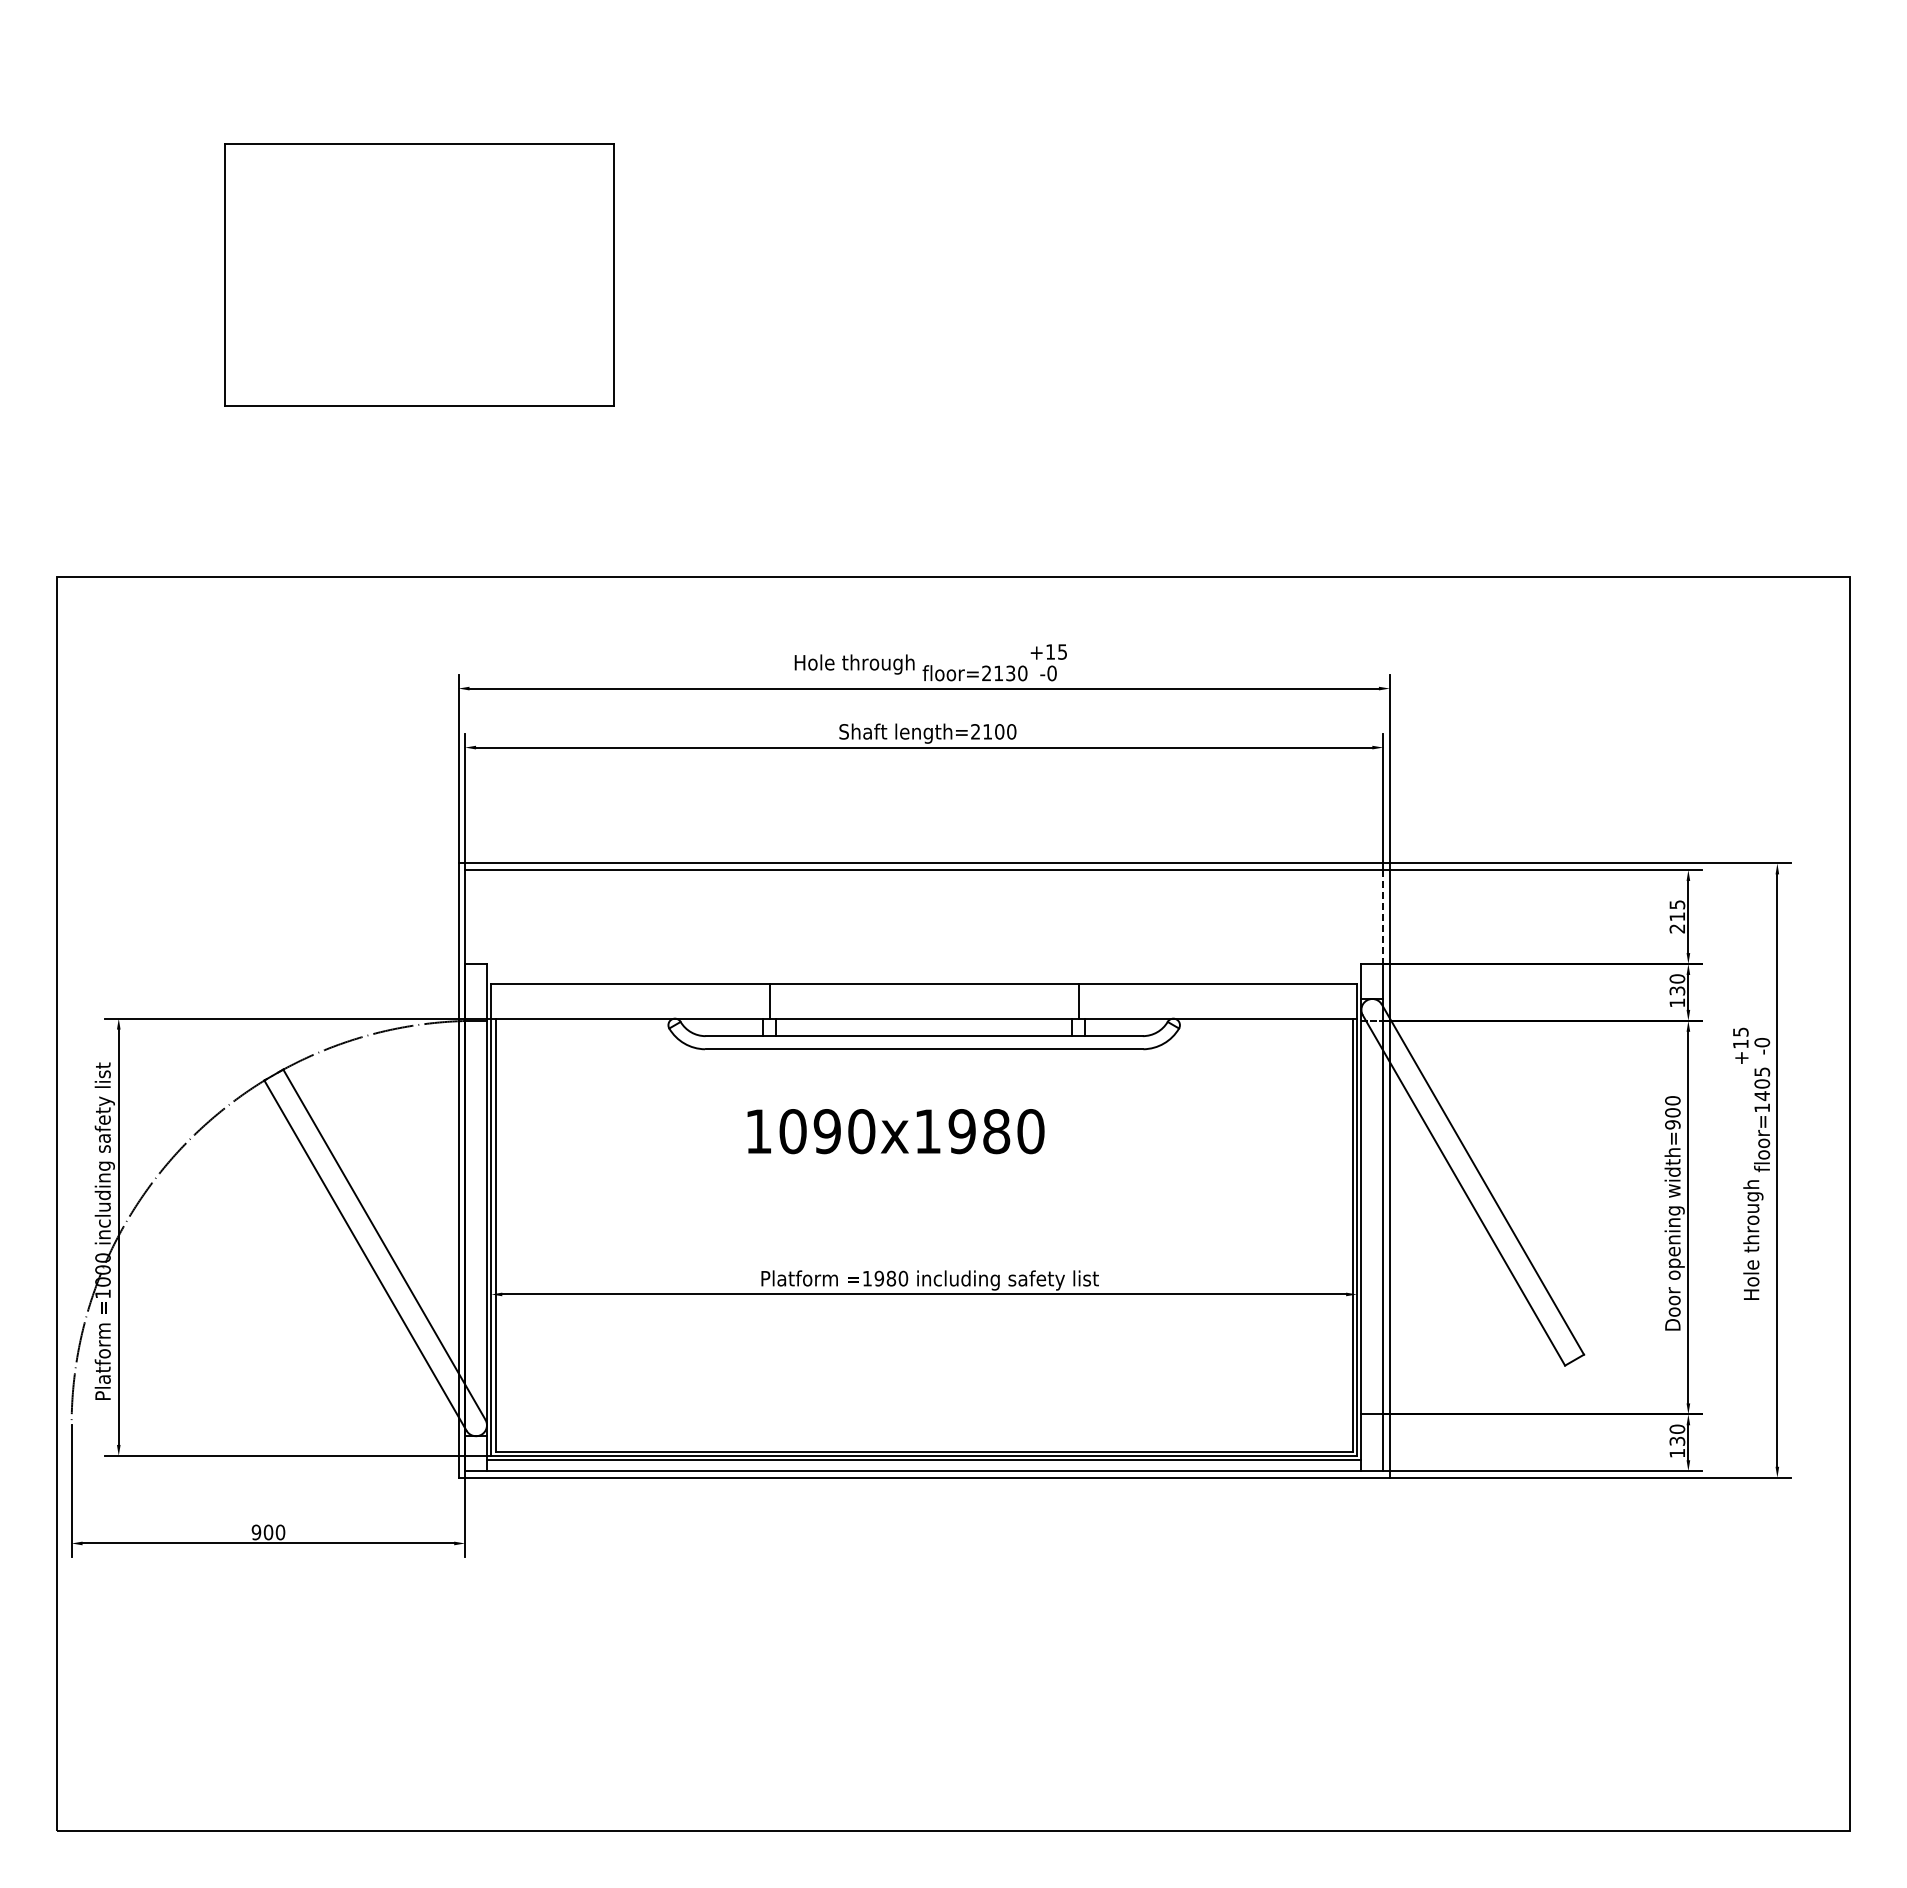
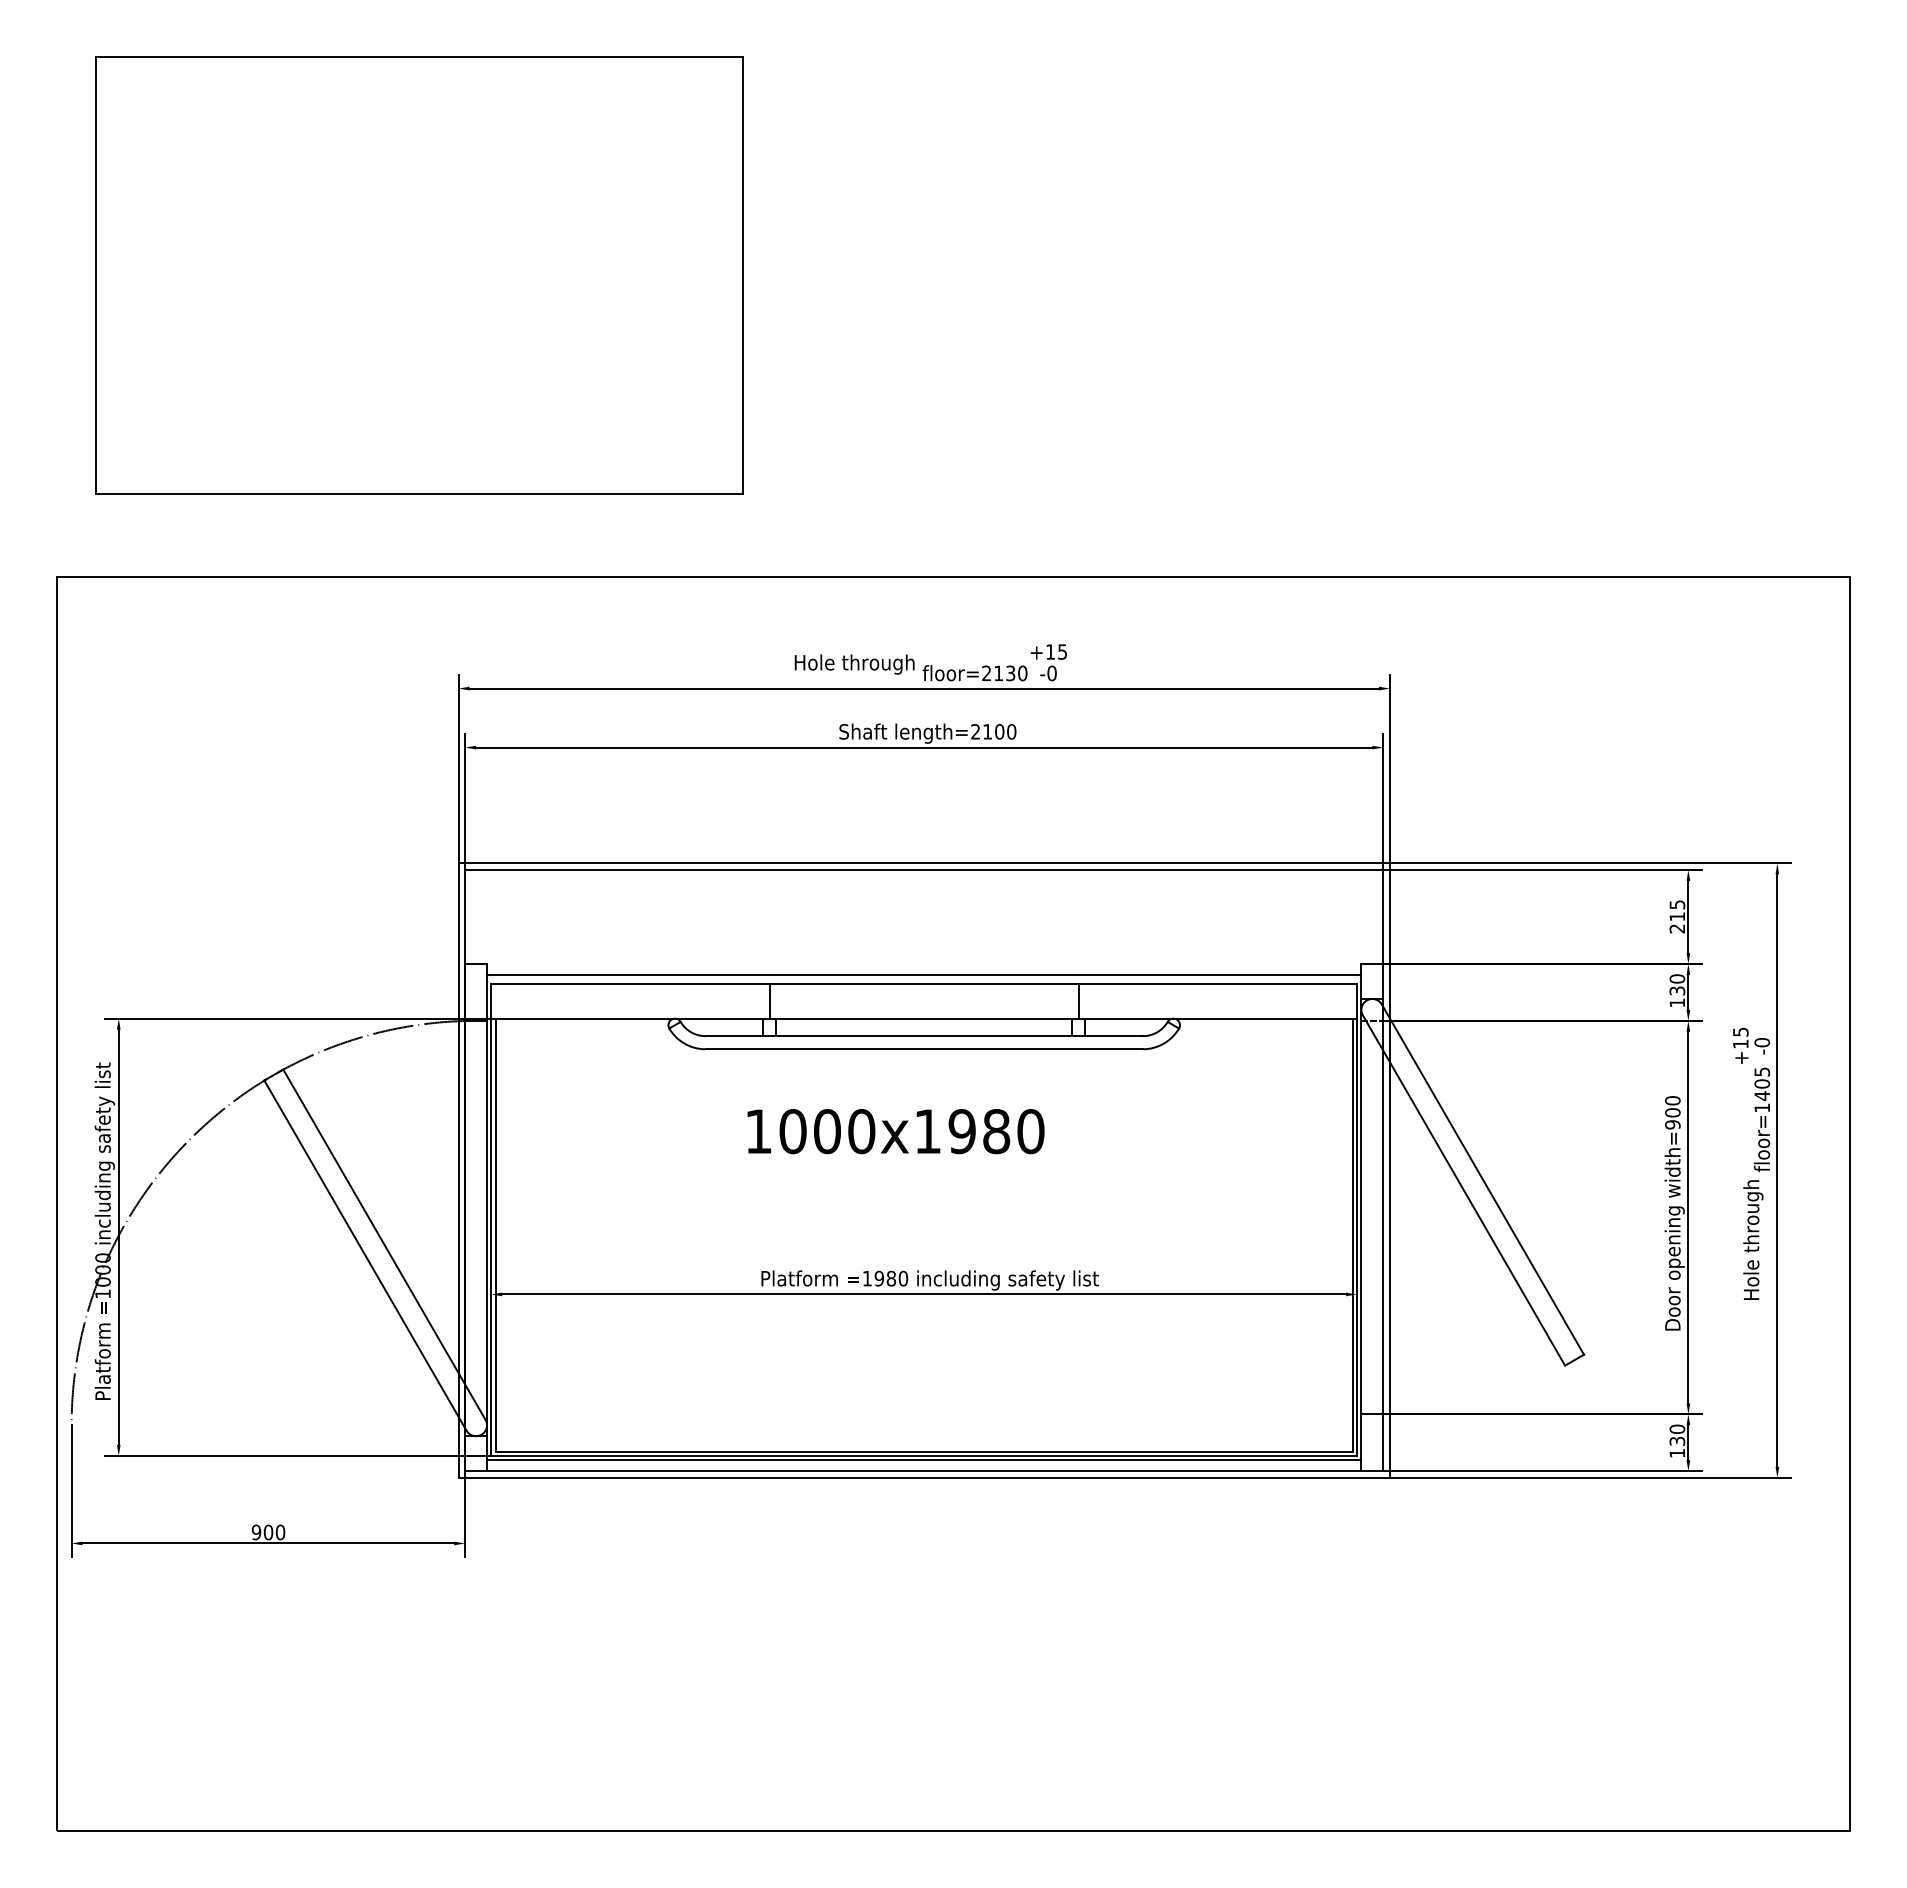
part size: 391x264 px -> 649x439 px (419, 275)
line: dashed -> solid (1383, 917)
line: none -> present (923, 974)
text: 1090x1980 -> 1000x1980 (827, 1131)
